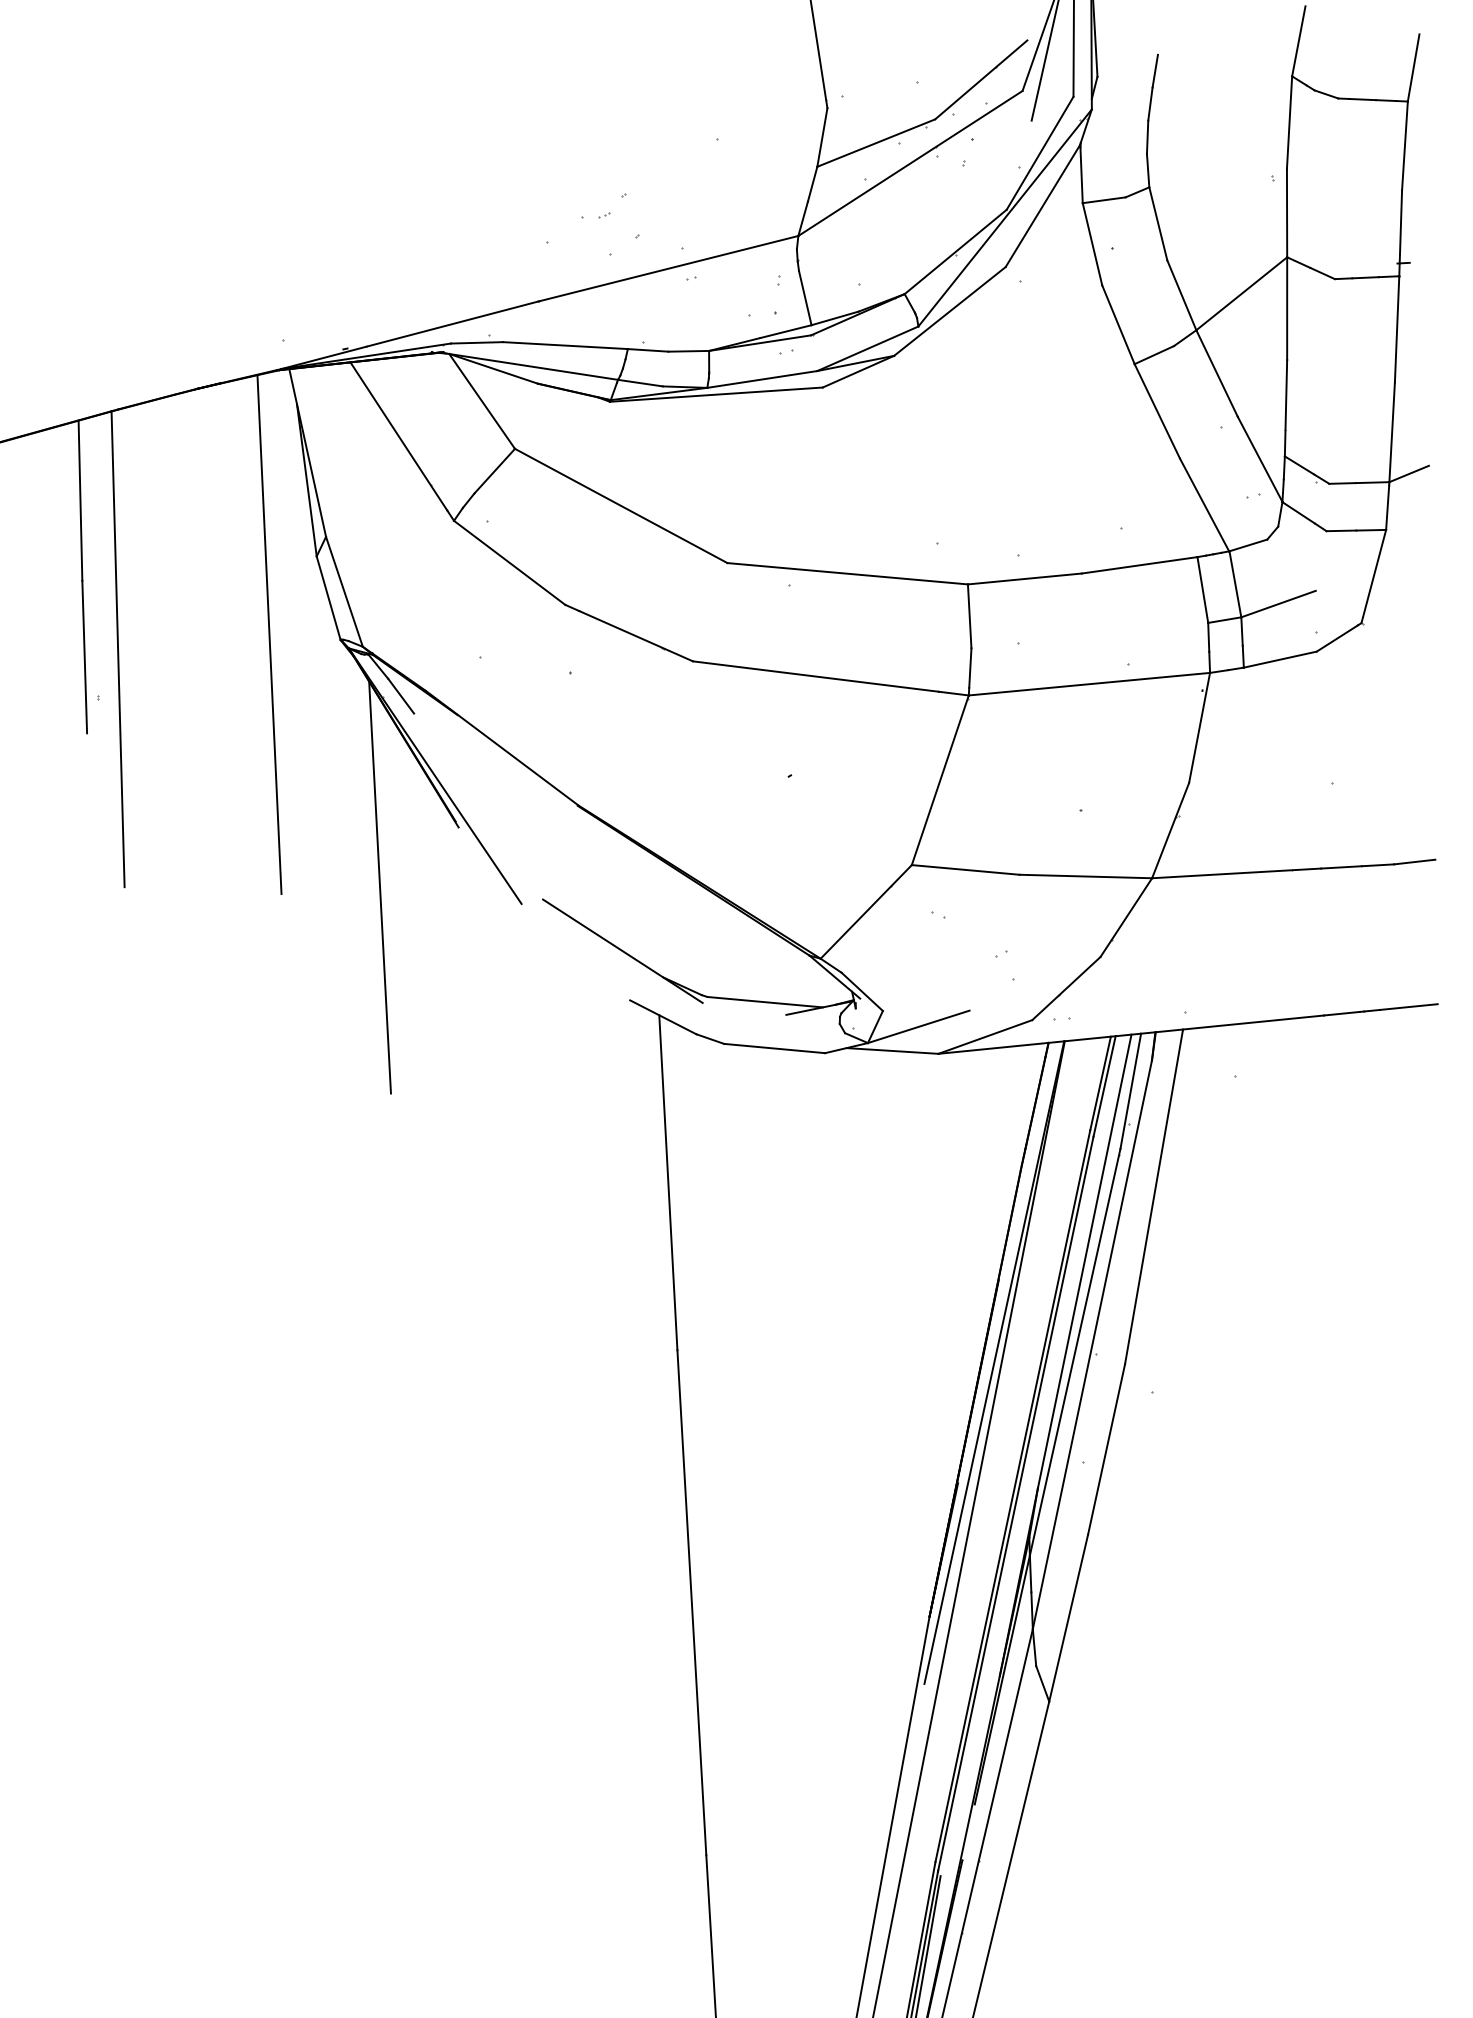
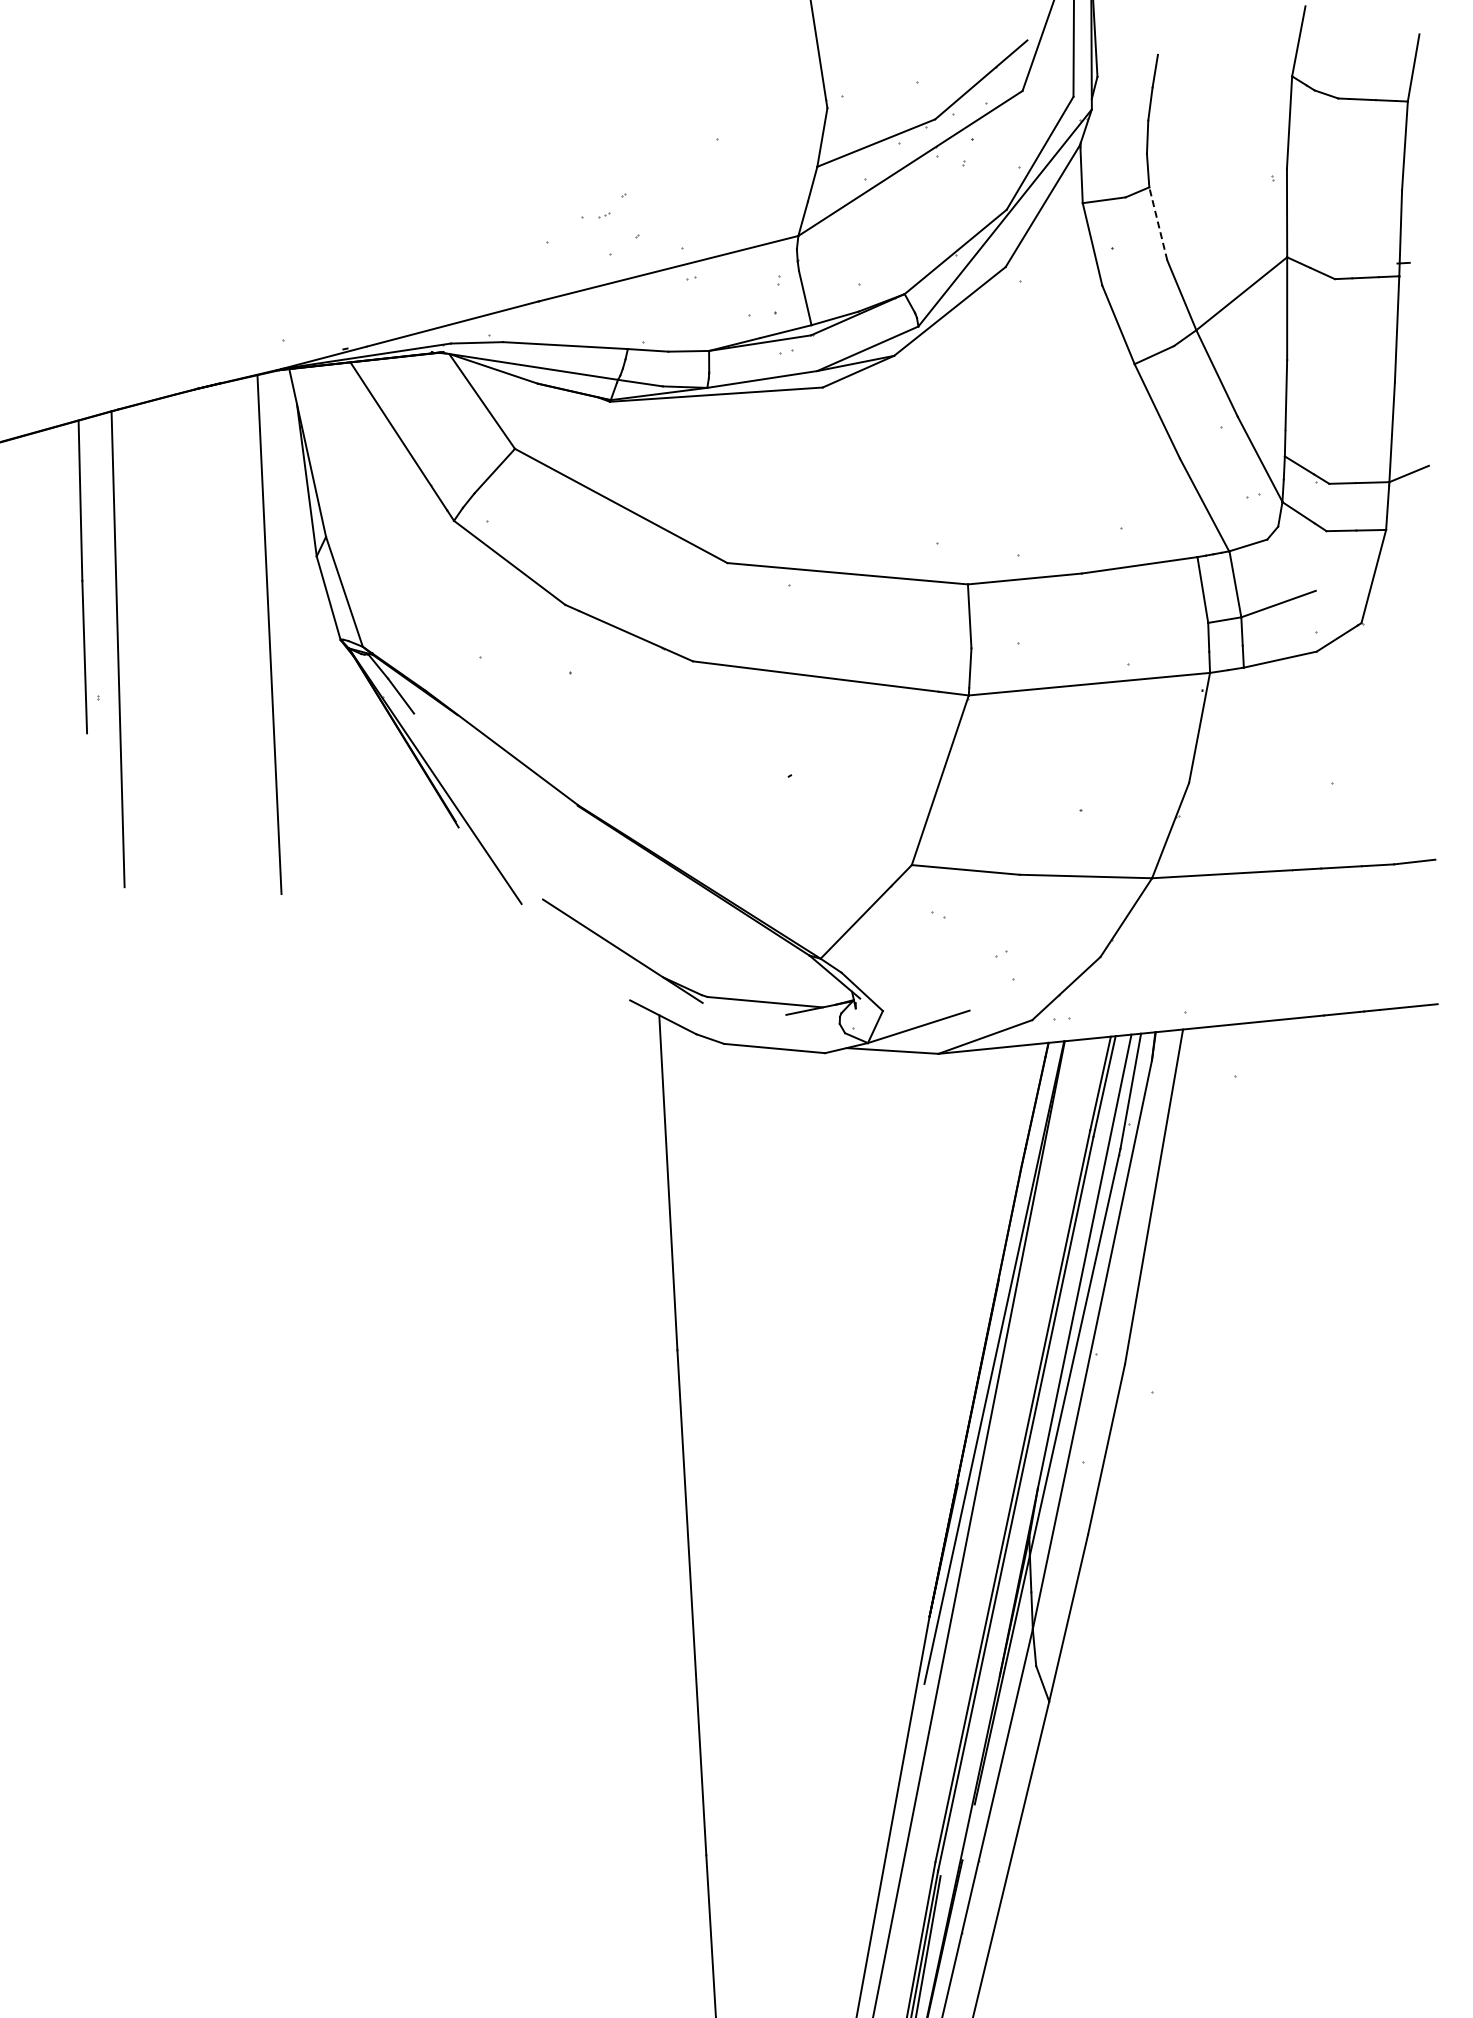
line: present -> none (1044, 61)
line: solid -> dashed (1158, 223)
line: present -> none (379, 887)
